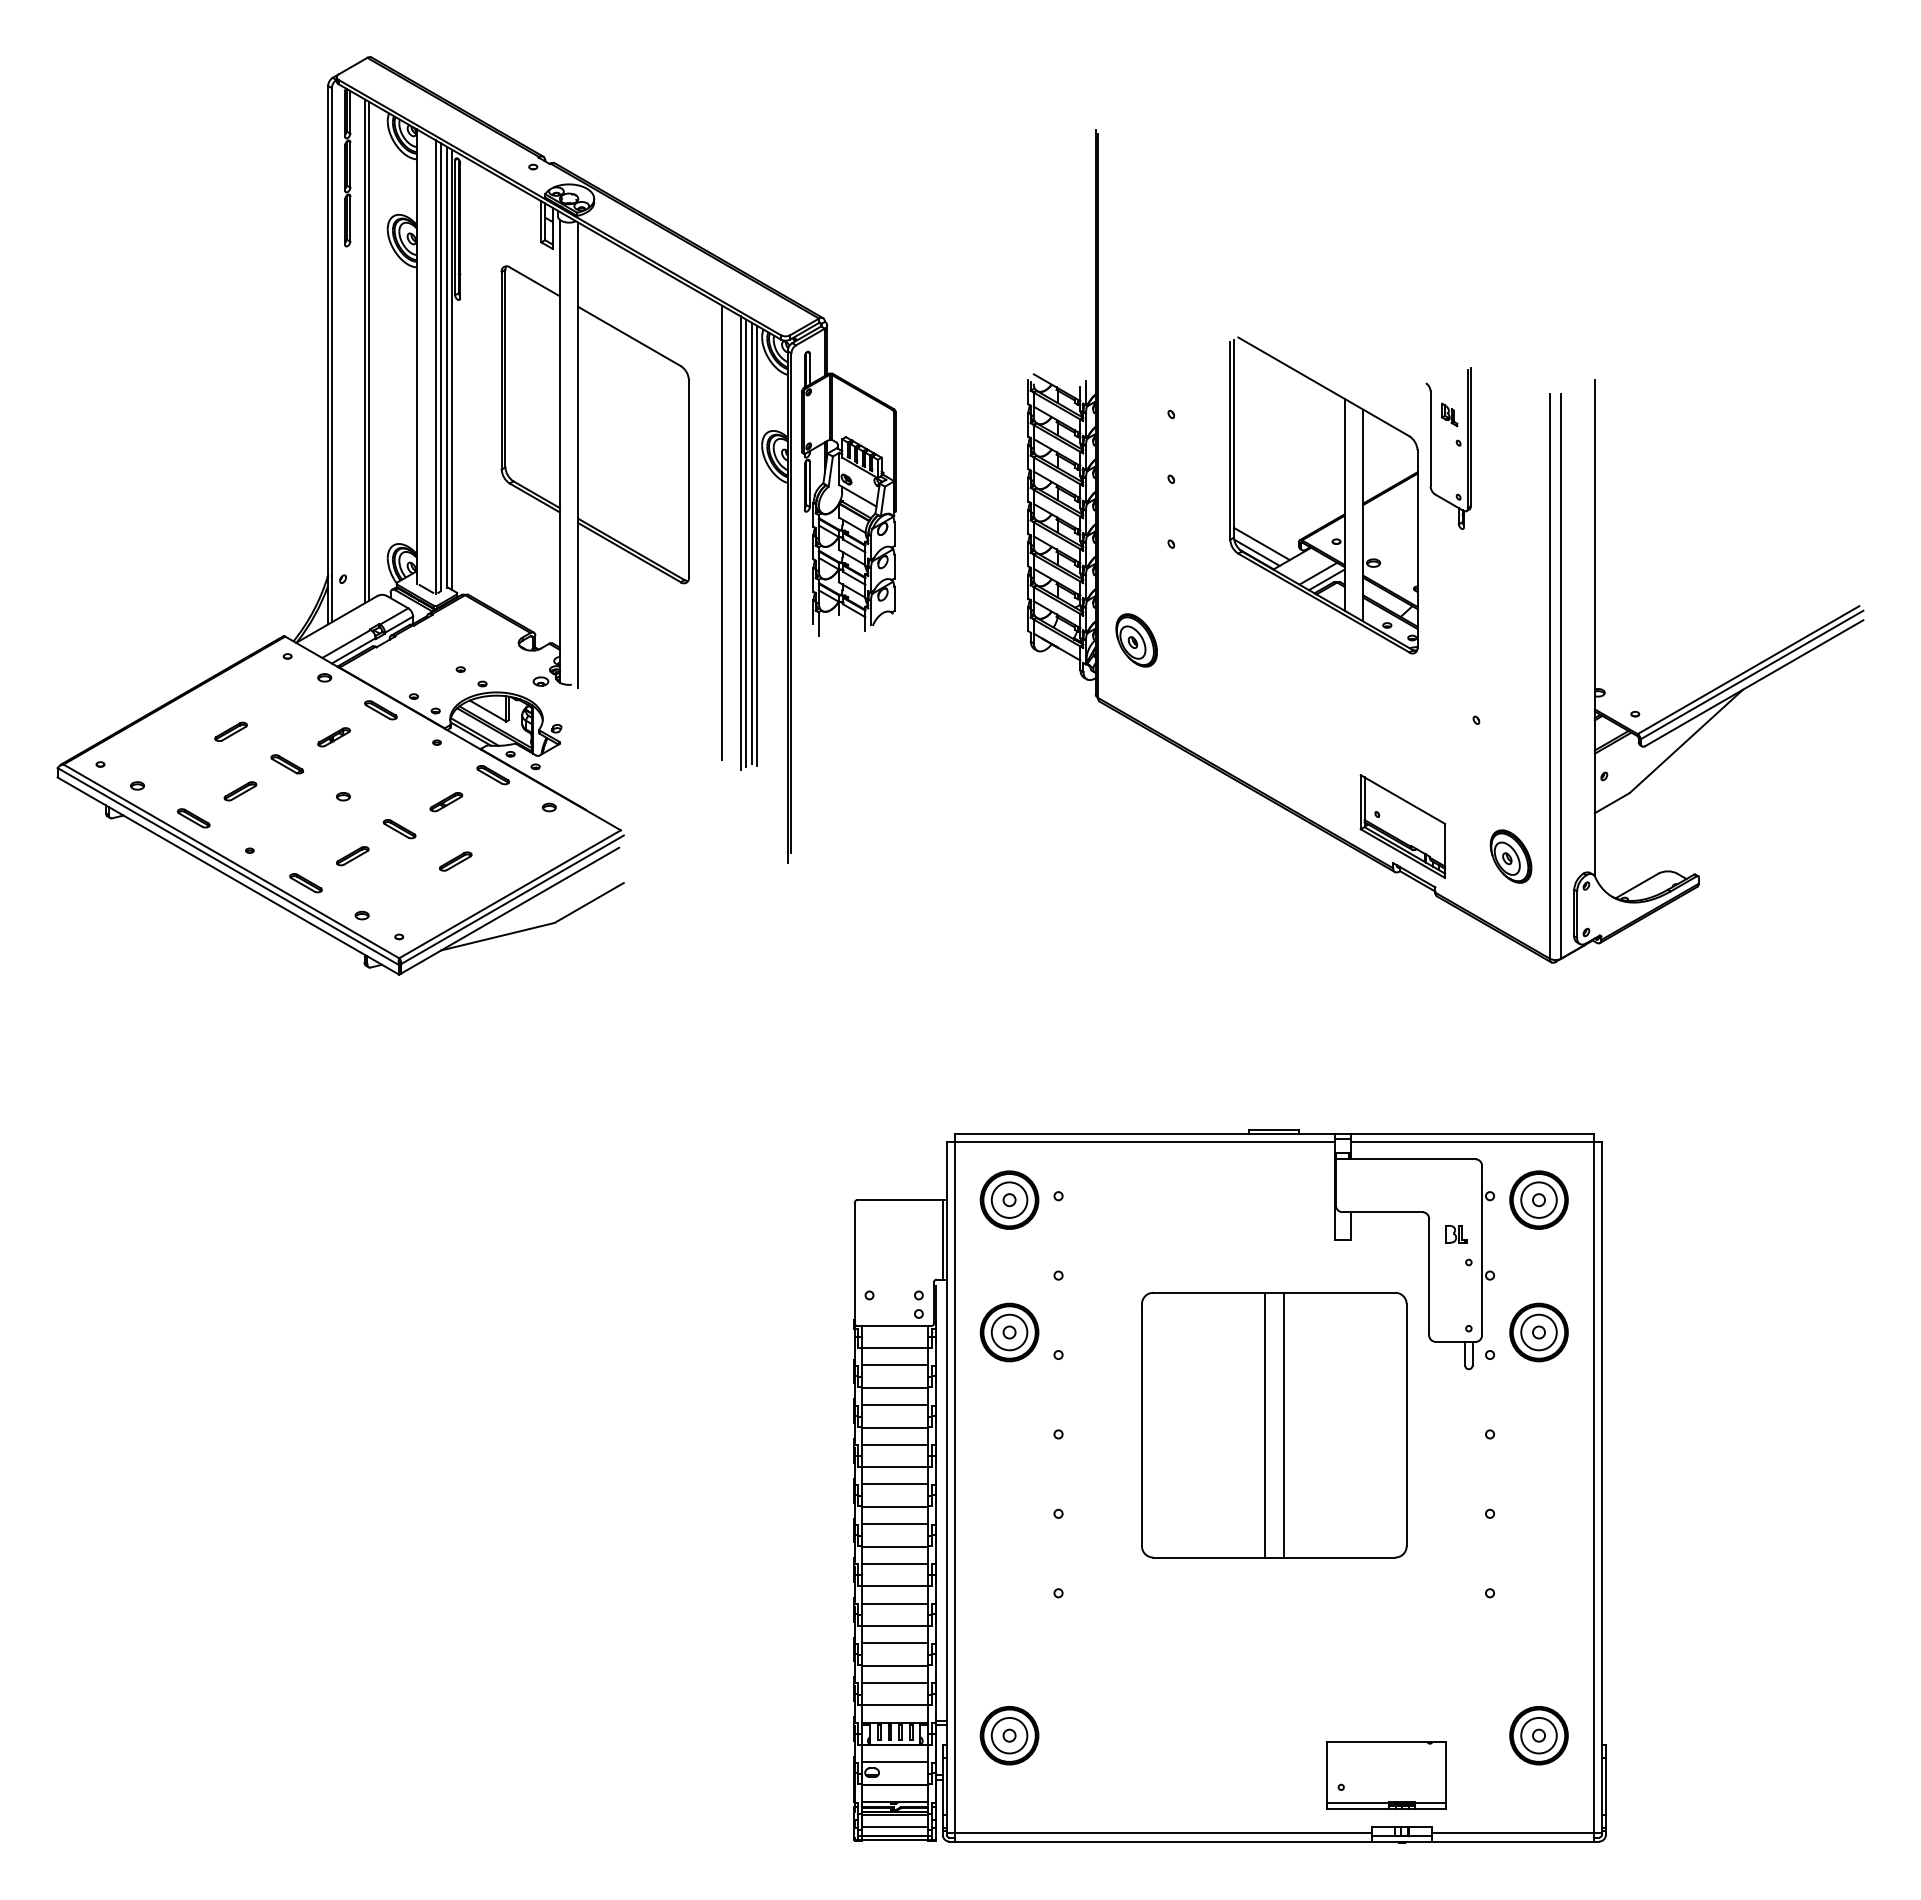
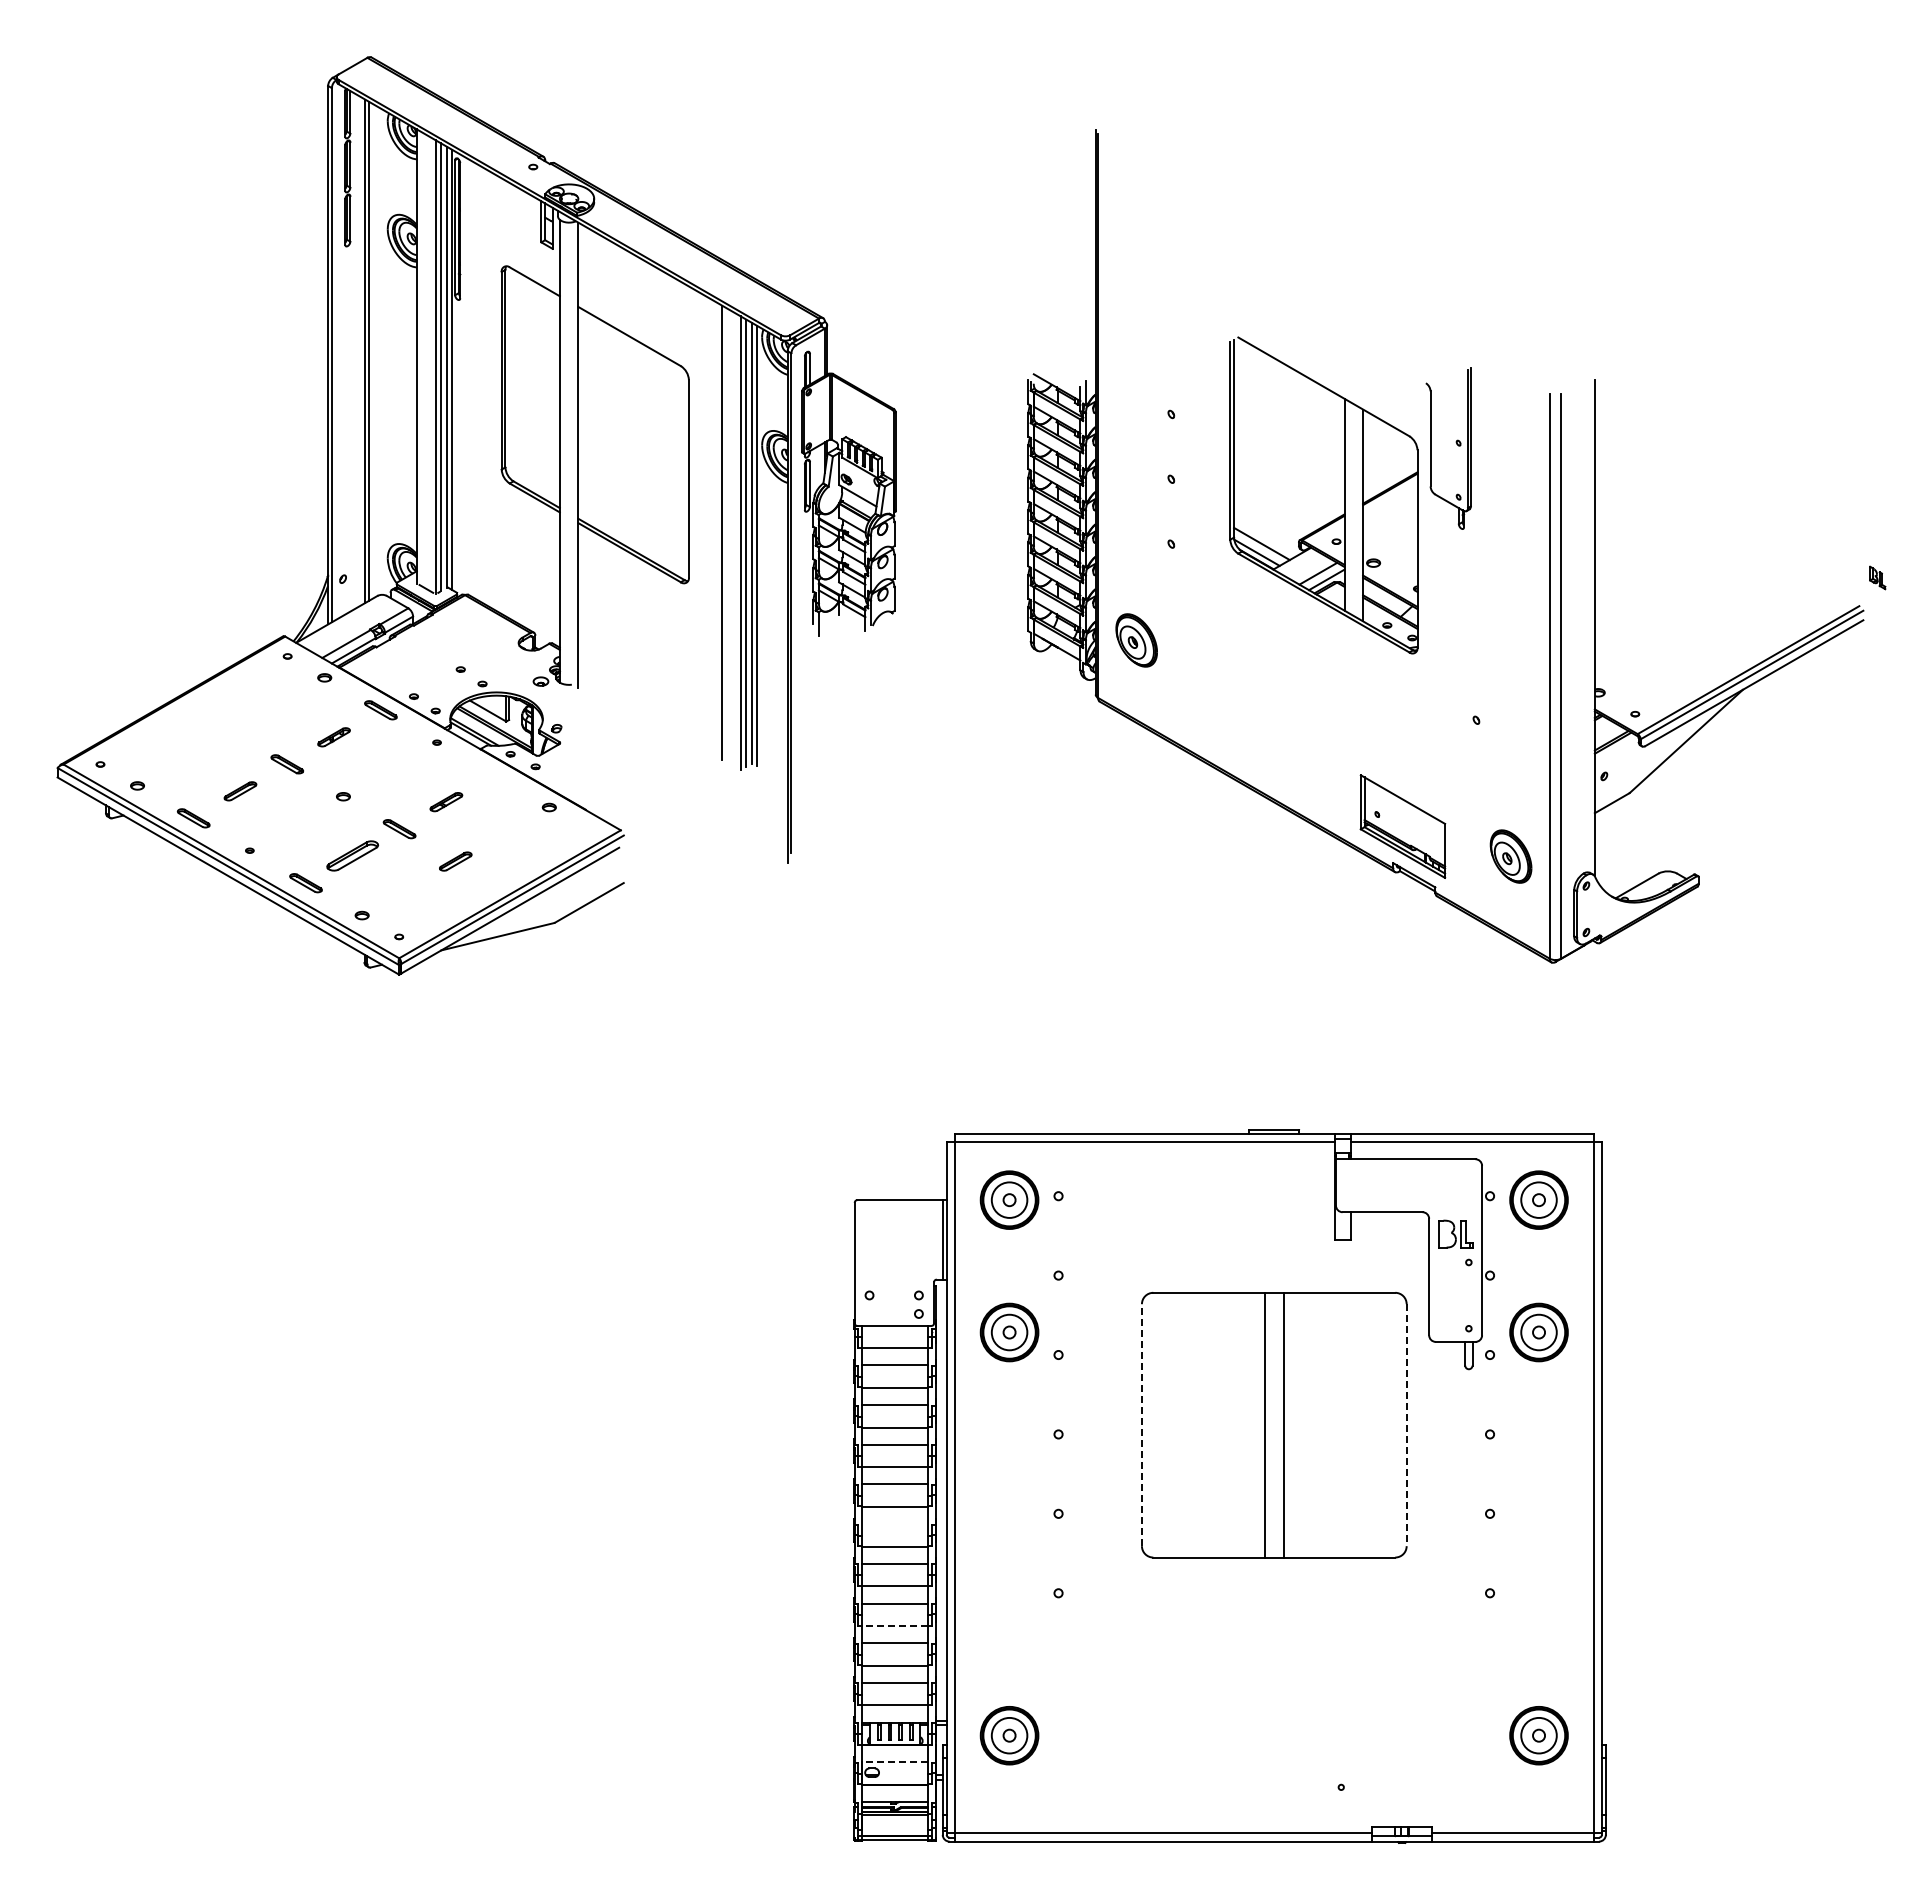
part position: (1449, 414) -> (1877, 577) (1877, 577)
part: present -> none (230, 731)
part: present -> none (492, 775)
part size: 34x21 px -> 54x32 px (352, 855)
part size: 23x19 px -> 36x30 px (1455, 1233)
line: solid -> dashed (1141, 1425)
line: solid -> dashed (1406, 1425)
line: present -> none (895, 1524)
line: solid -> dashed (894, 1626)
line: solid -> dashed (894, 1762)
part: present -> none (1386, 1775)
line: present -> none (895, 1827)
